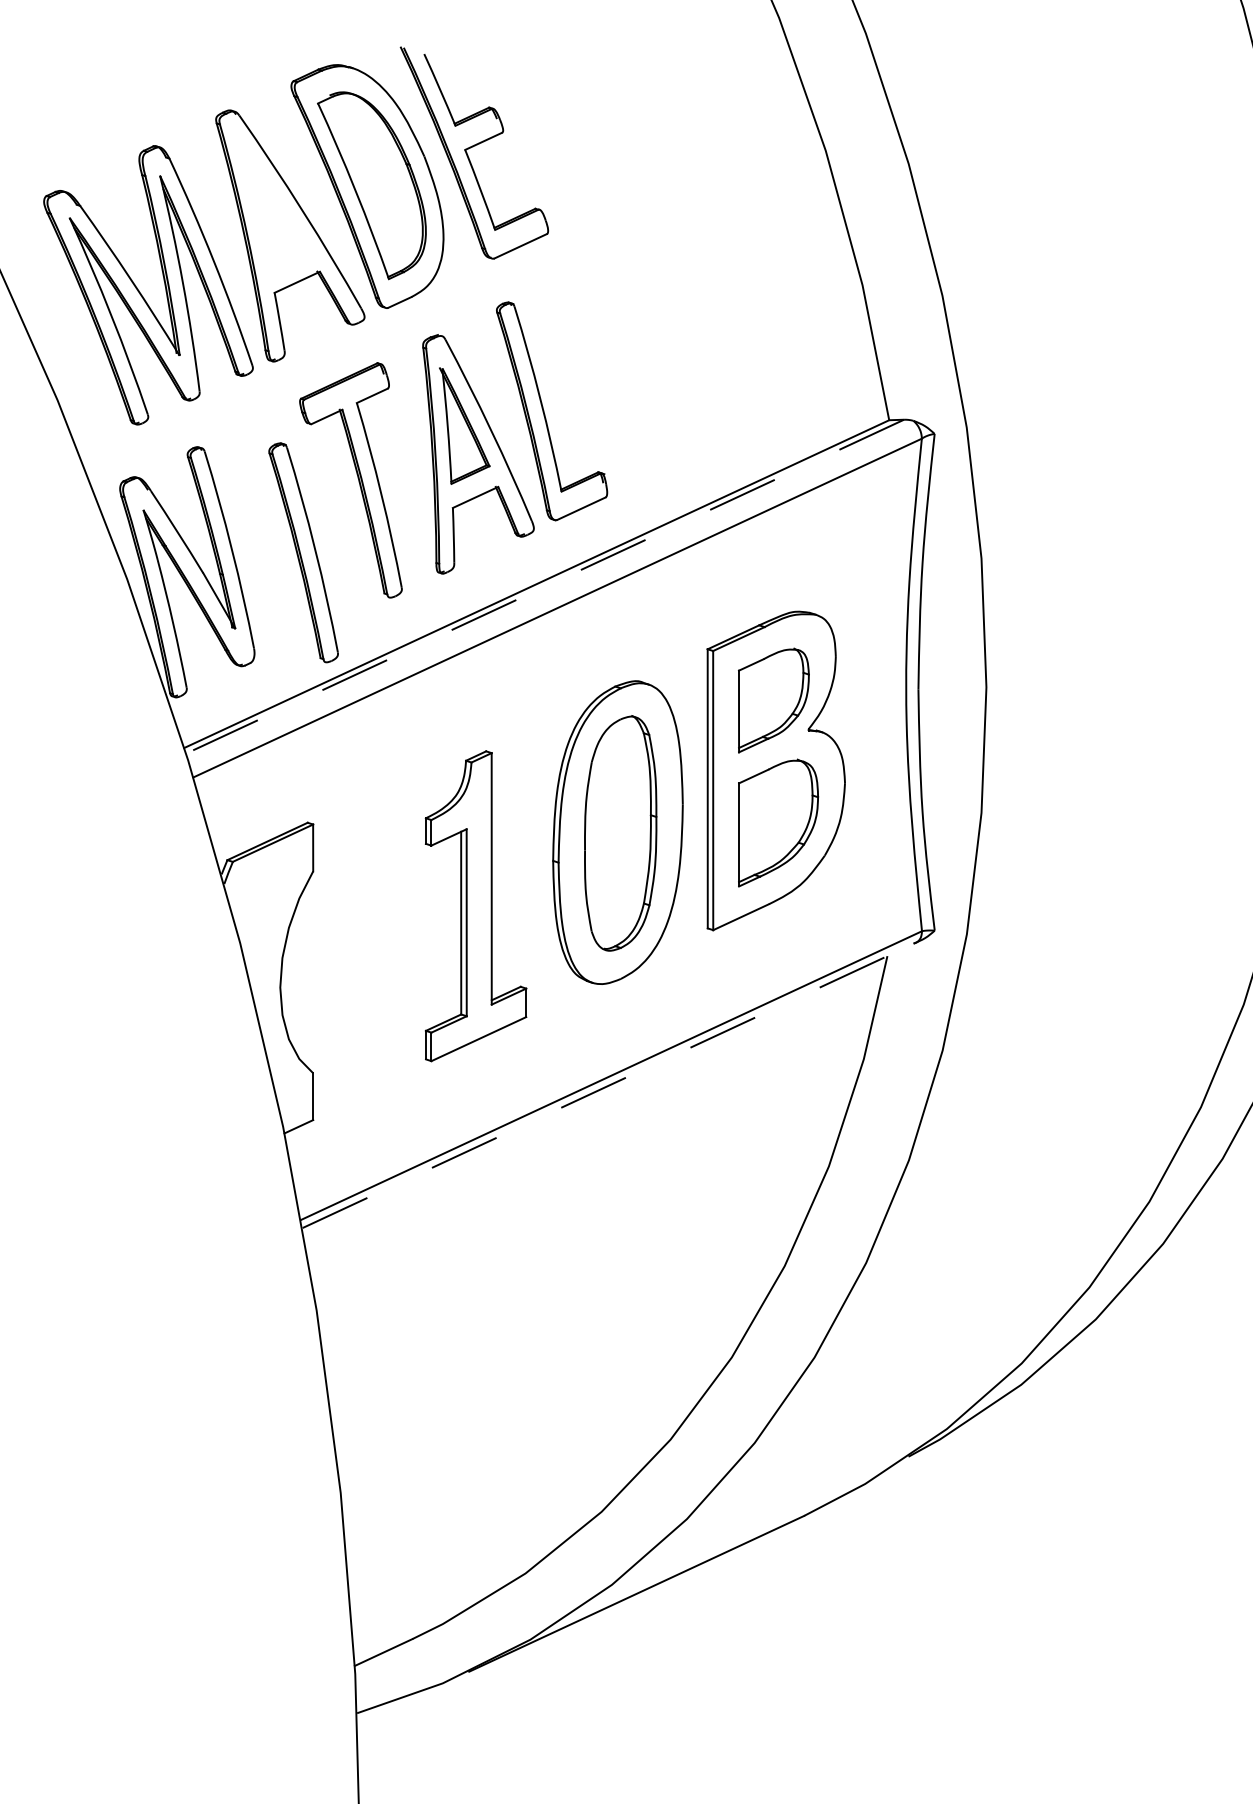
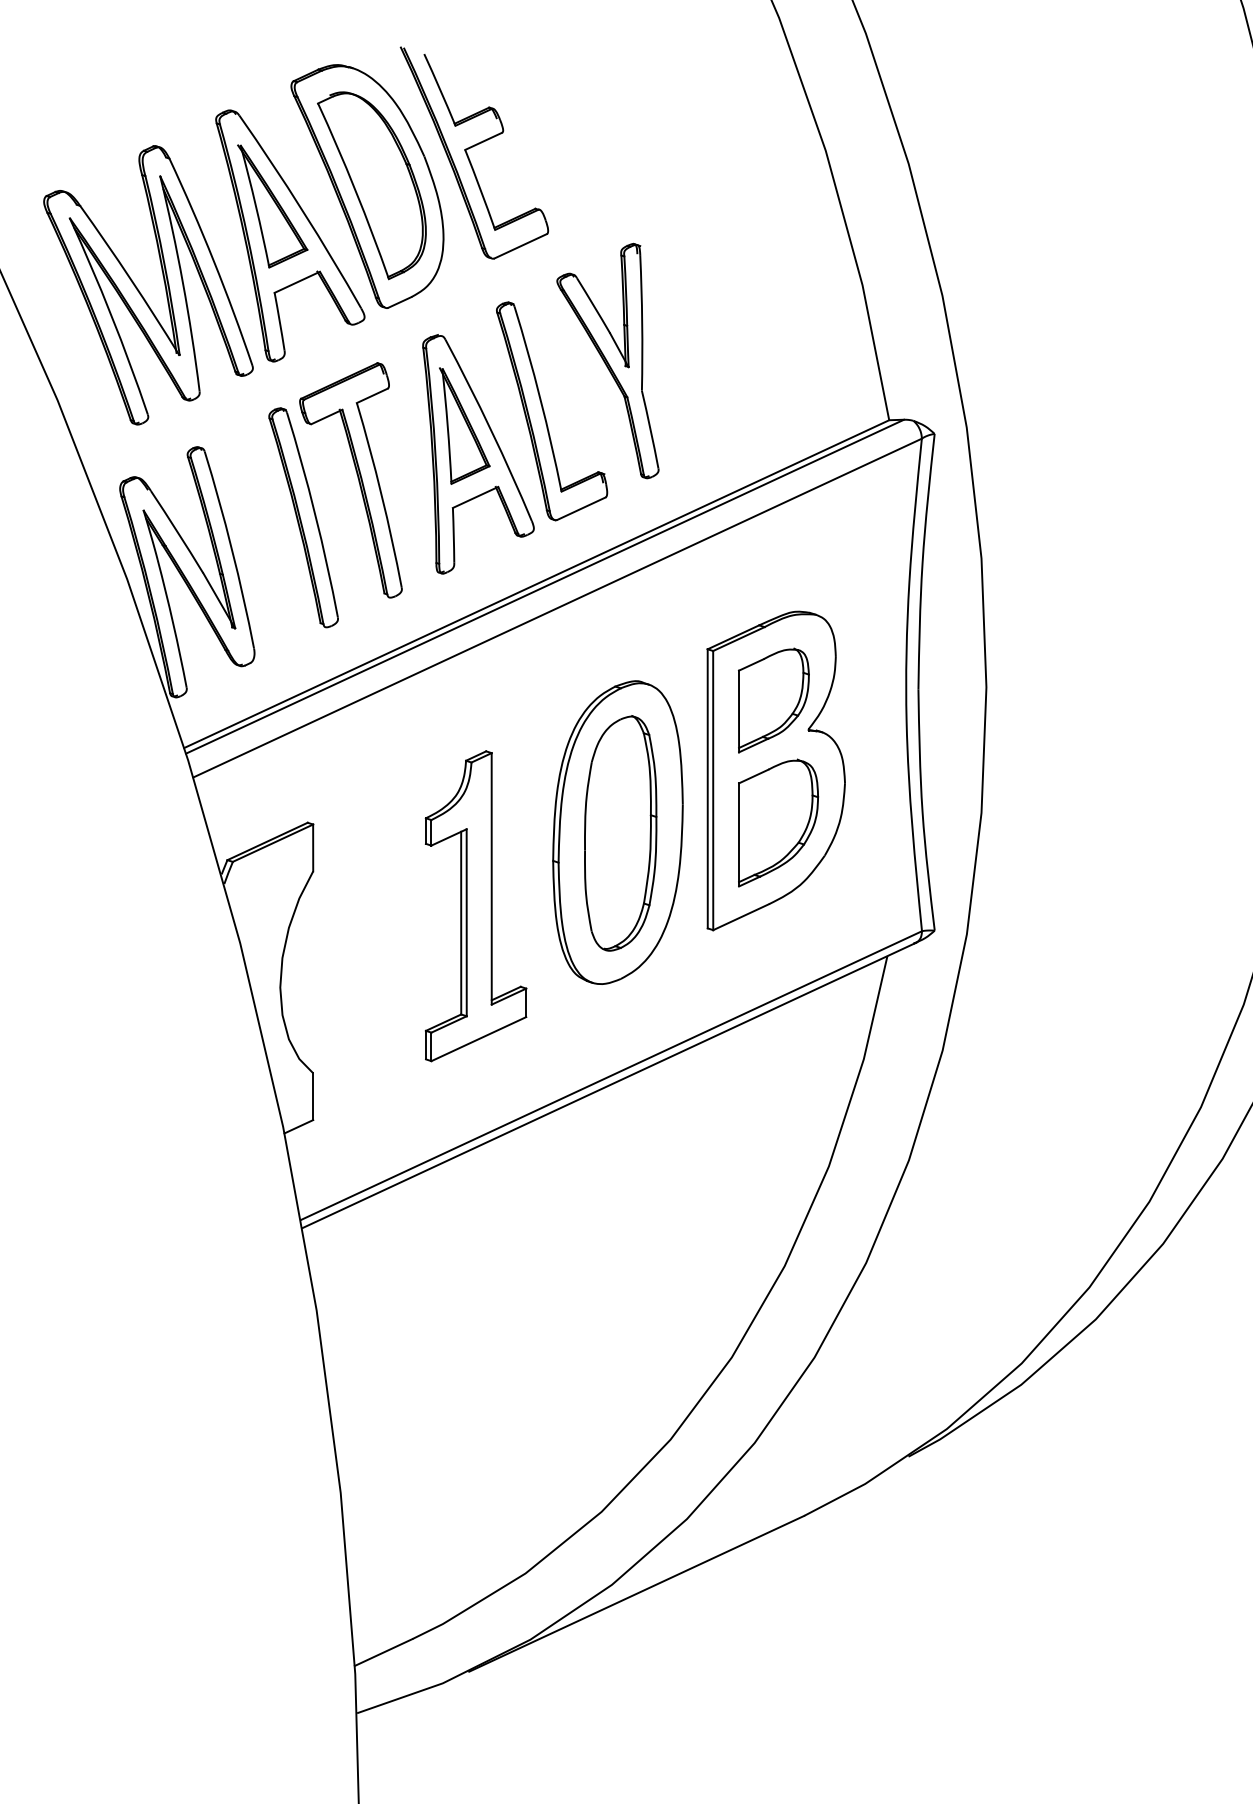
part: none -> present (272, 206)
part: none -> present (607, 360)
part position: (303, 552) -> (303, 517) (303, 517)
line: dashed -> solid (545, 586)
line: dashed -> solid (609, 1085)
